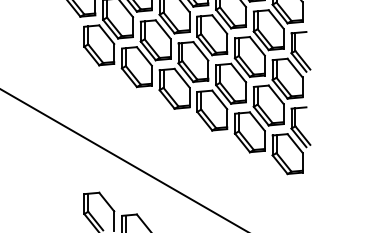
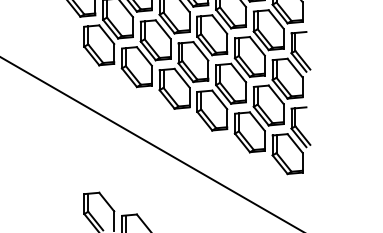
line position: (123, 159) -> (150, 143) (150, 143)
